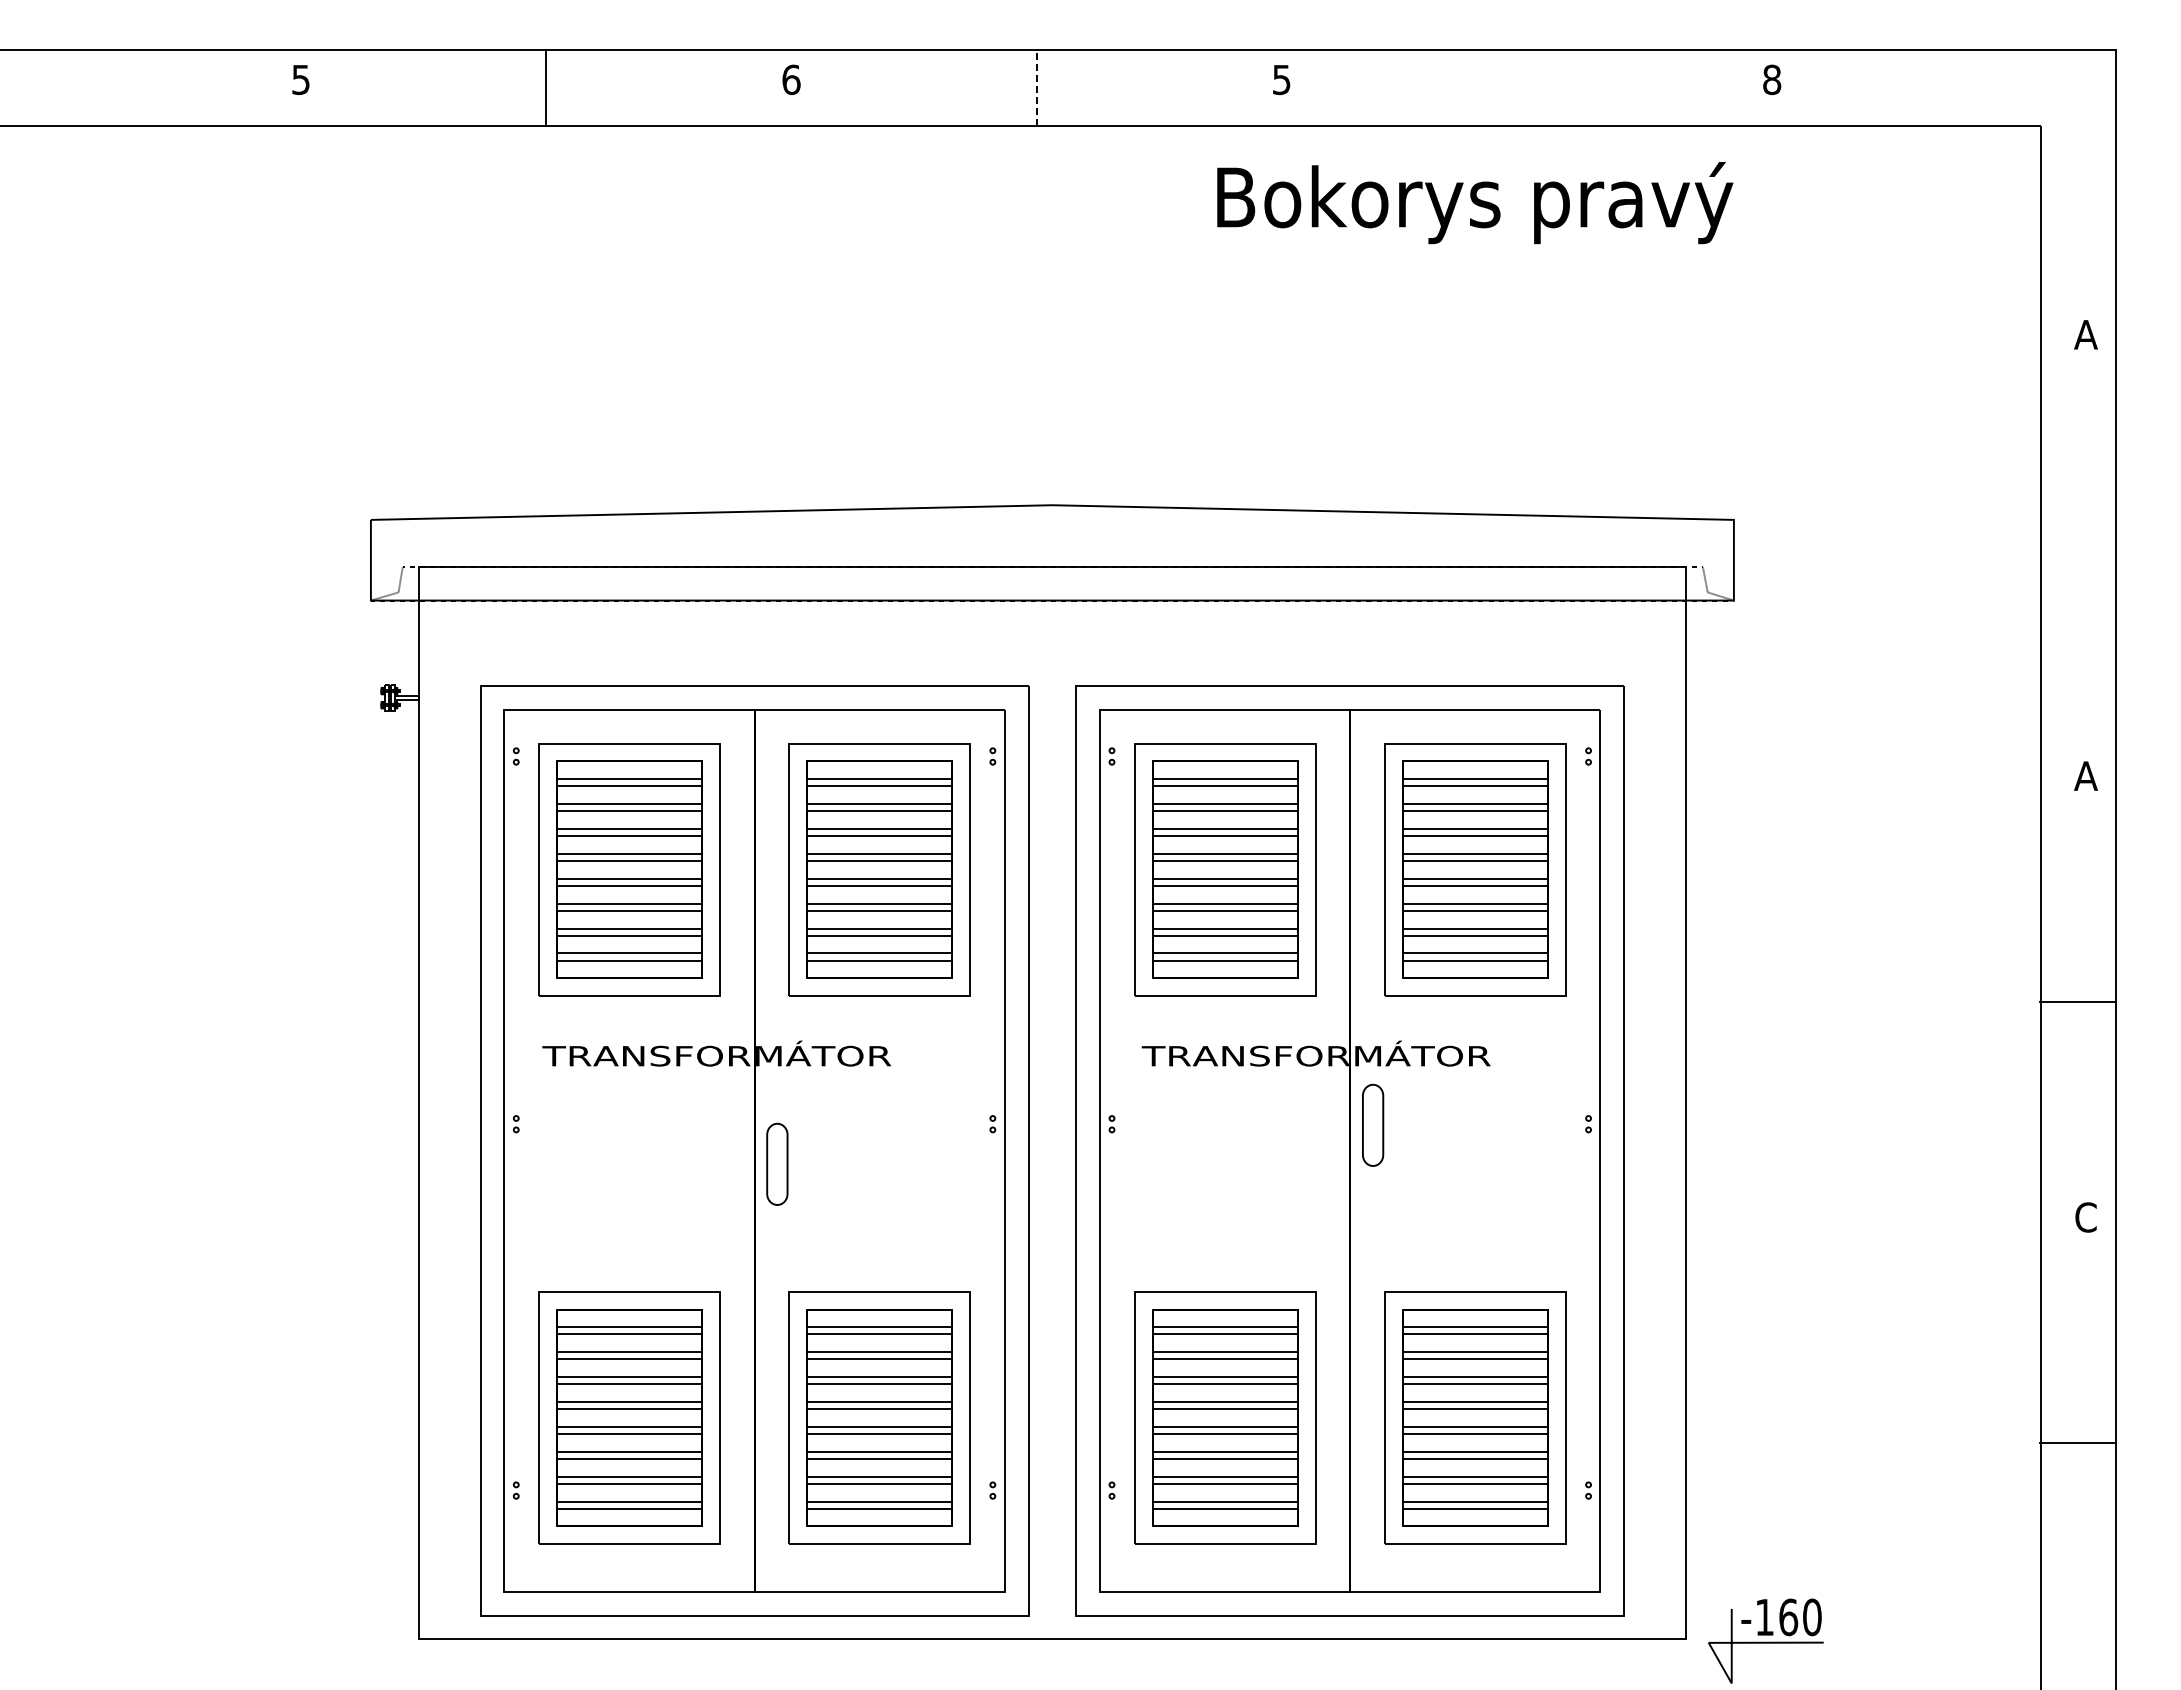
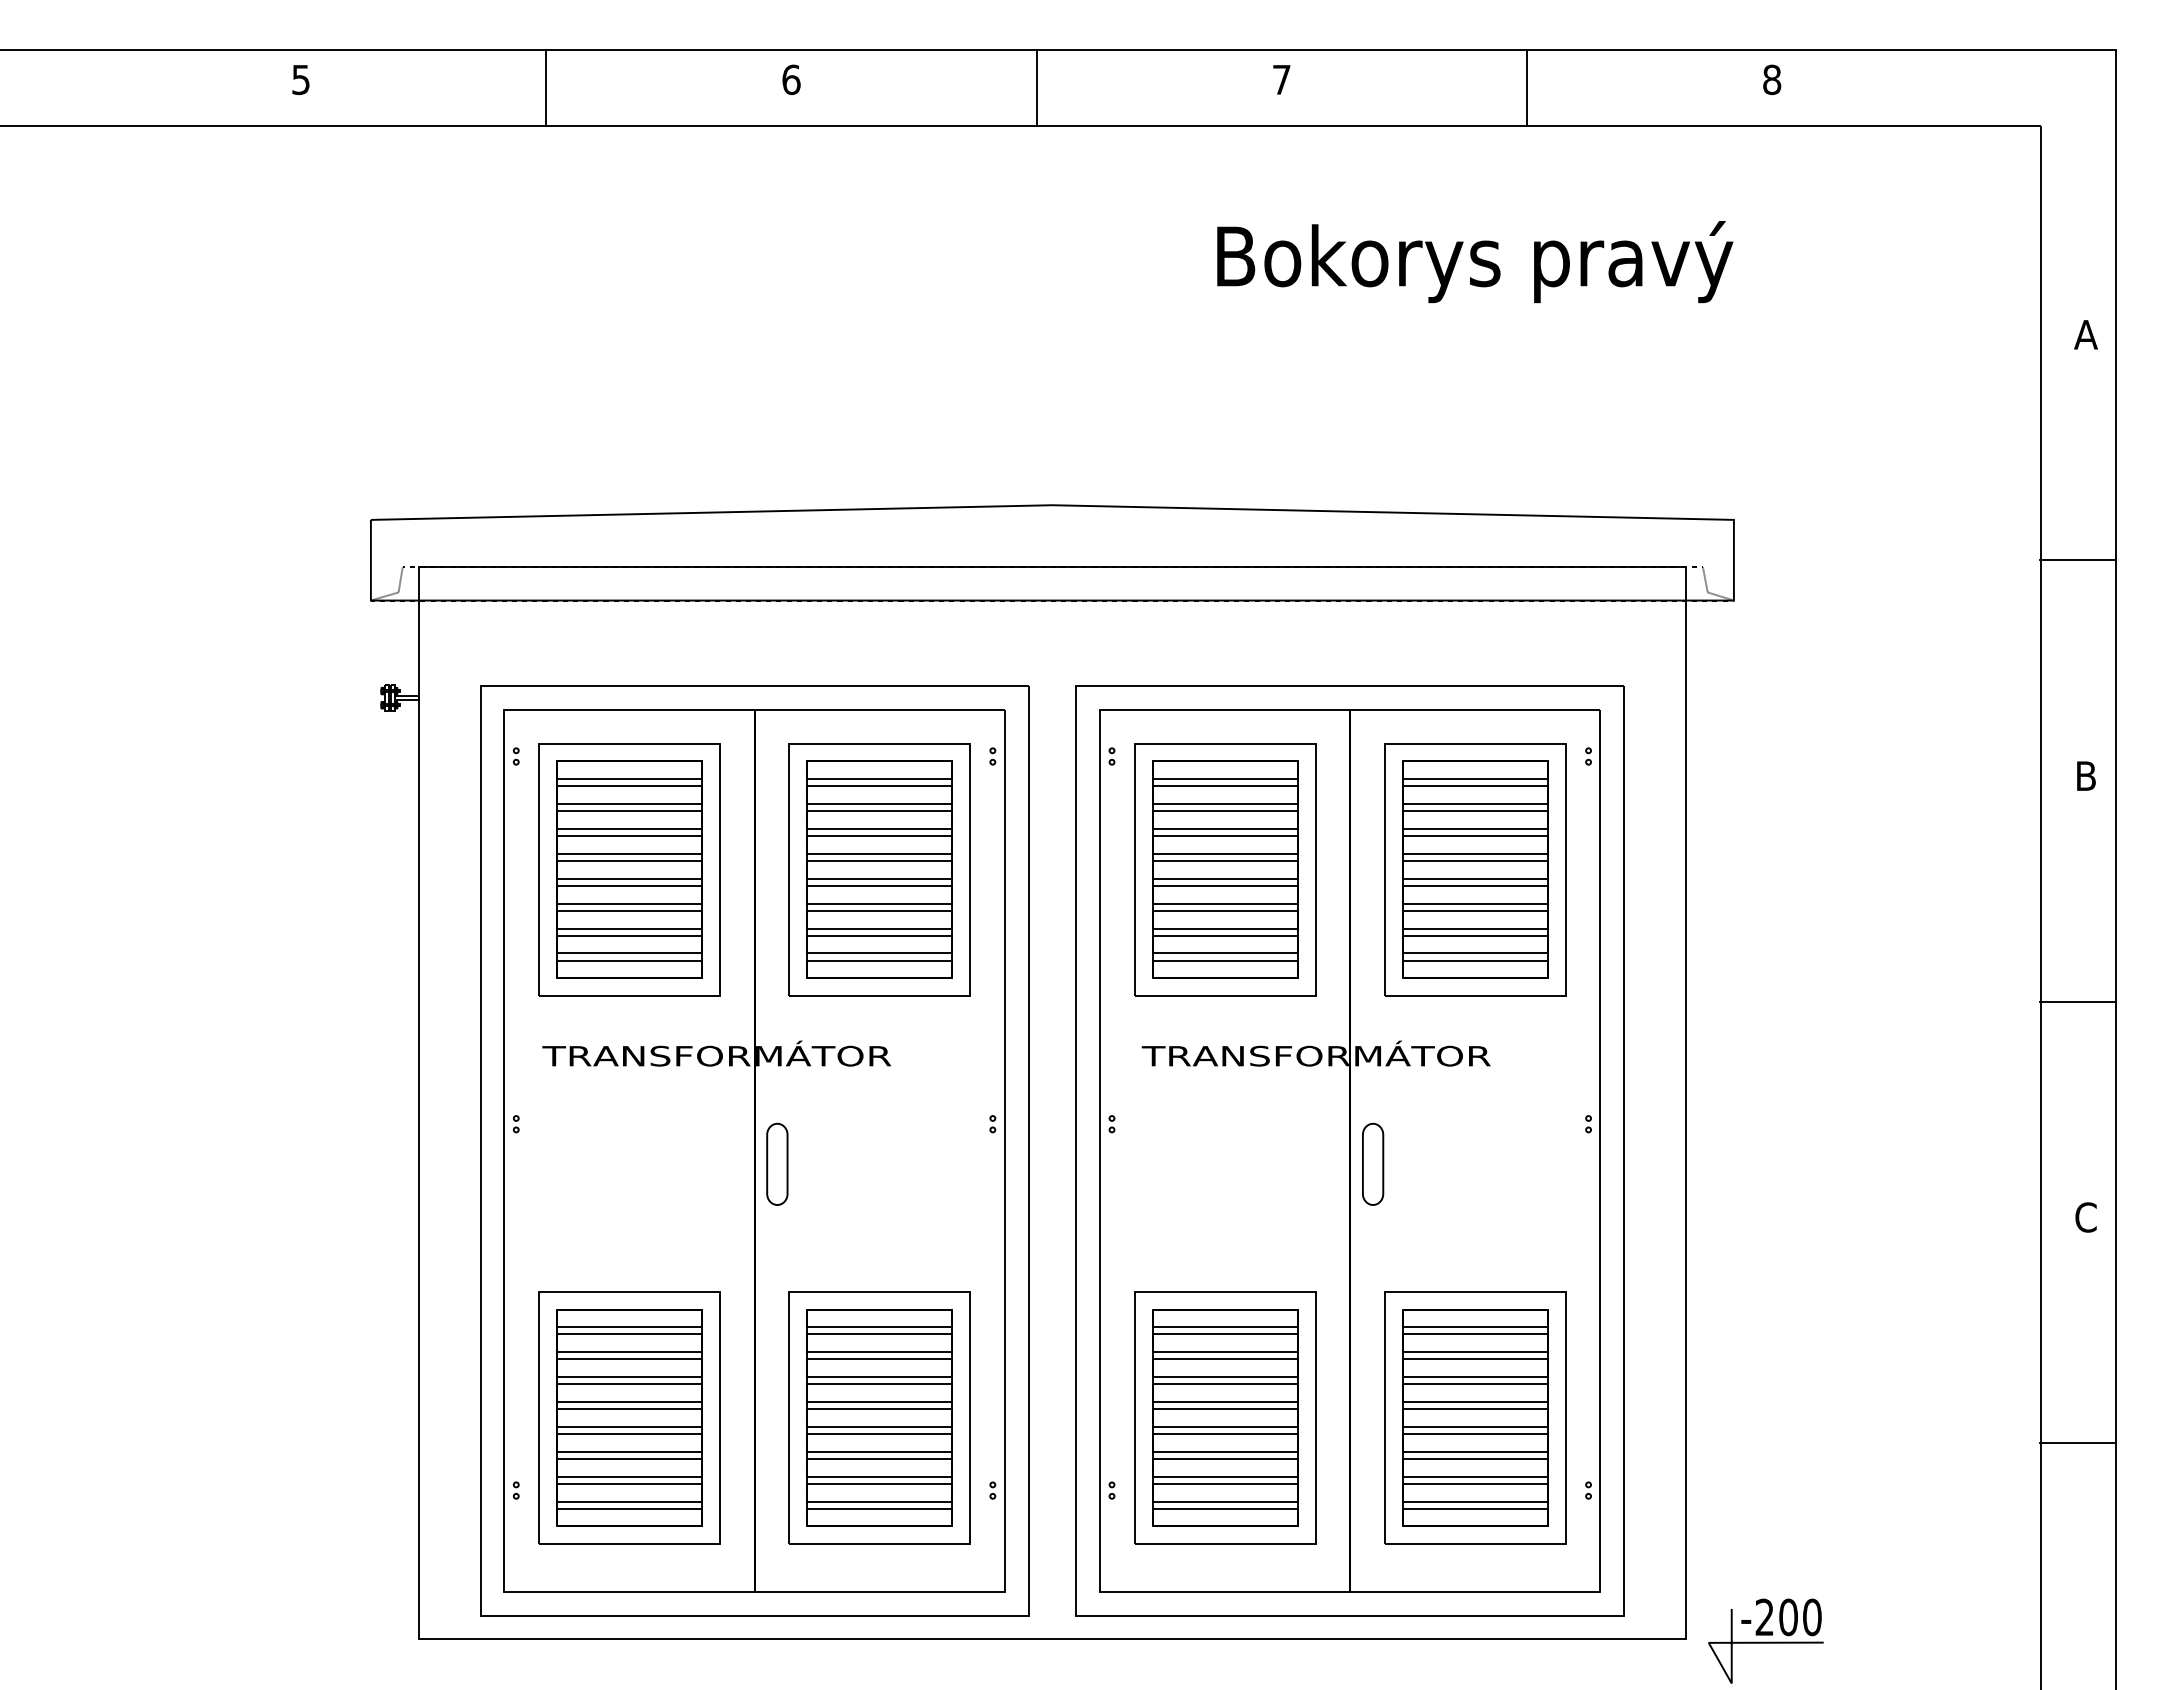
text: 5 -> 7 (1281, 80)
line: none -> present (1527, 87)
line: dashed -> solid (1036, 88)
text position: (1475, 203) -> (1475, 262) (1475, 262)
line: none -> present (2077, 560)
text: A -> B (2085, 775)
part position: (1373, 1124) -> (1373, 1163) (1373, 1163)
text: -160 -> -200 (1776, 1617)
